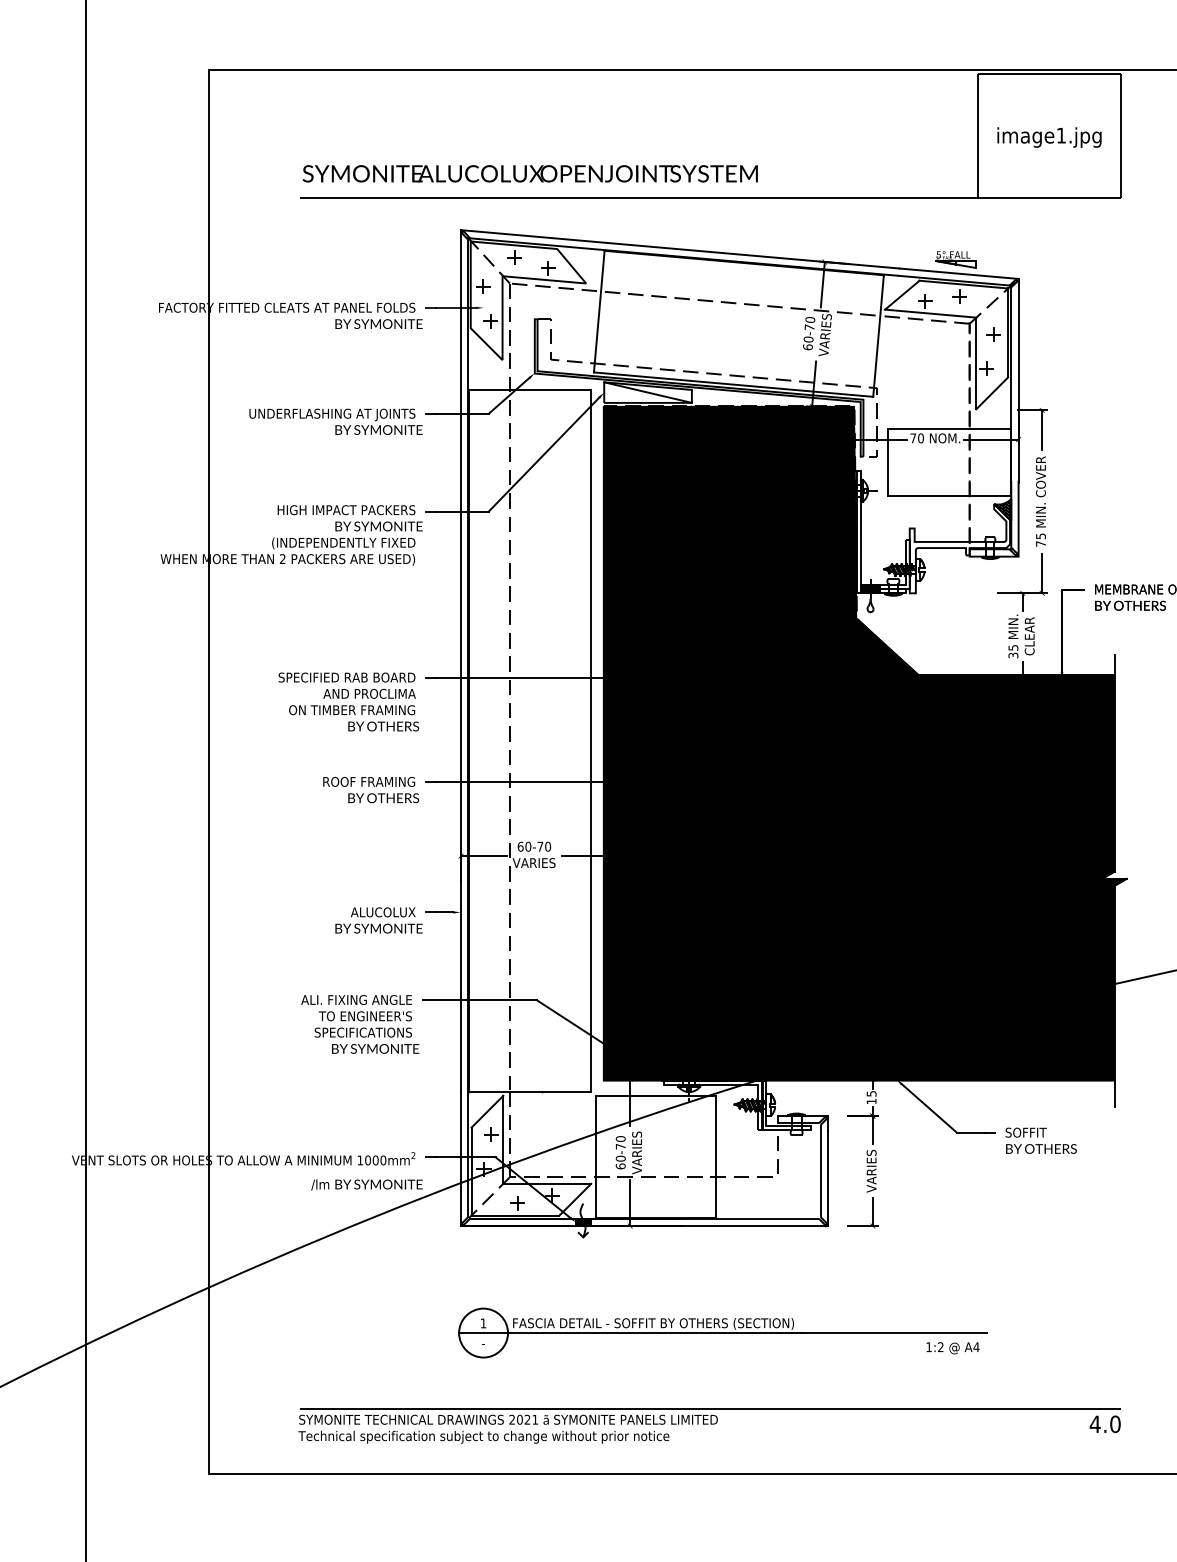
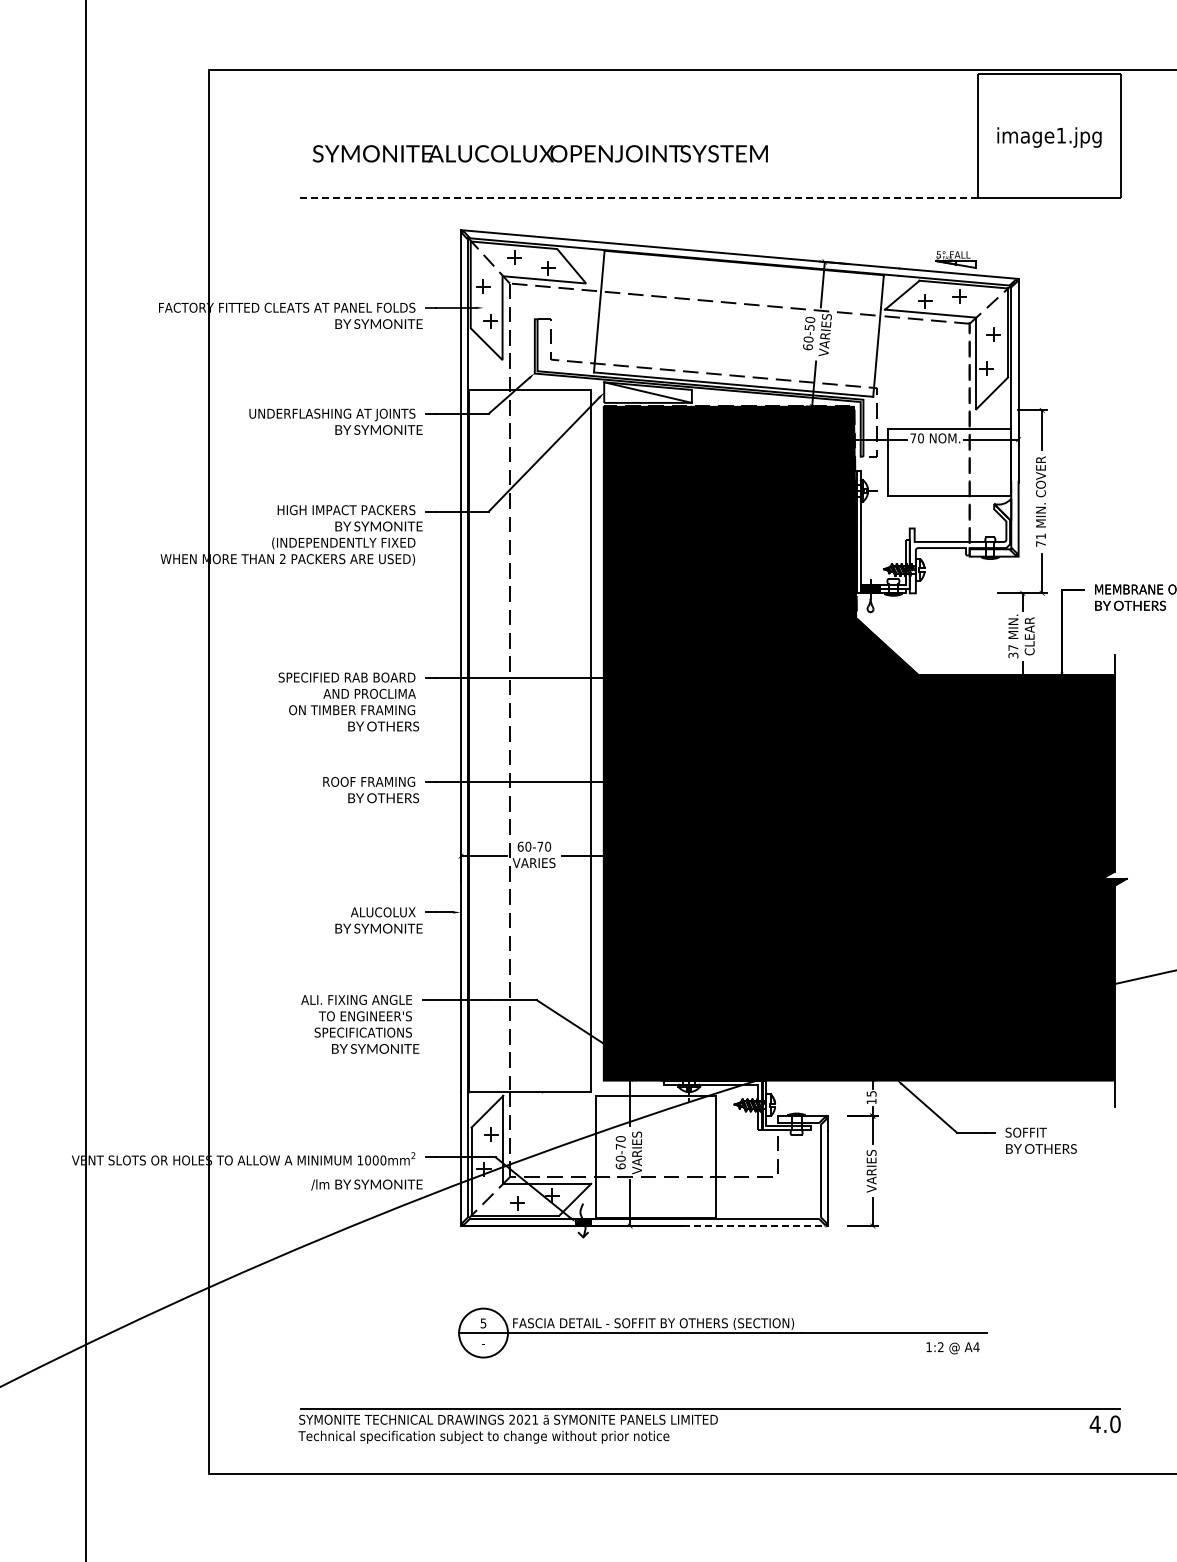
text position: (529, 173) -> (539, 153) (539, 153)
line: solid -> dashed (639, 197)
text: 60-70 -> 60-50 (809, 327)
hatch: present -> none (1002, 509)
text: 75 -> 71 (1040, 536)
text: 35 -> 37 (1013, 647)
line: solid -> dashed (755, 1226)
text: 1 -> 5 (483, 1323)
